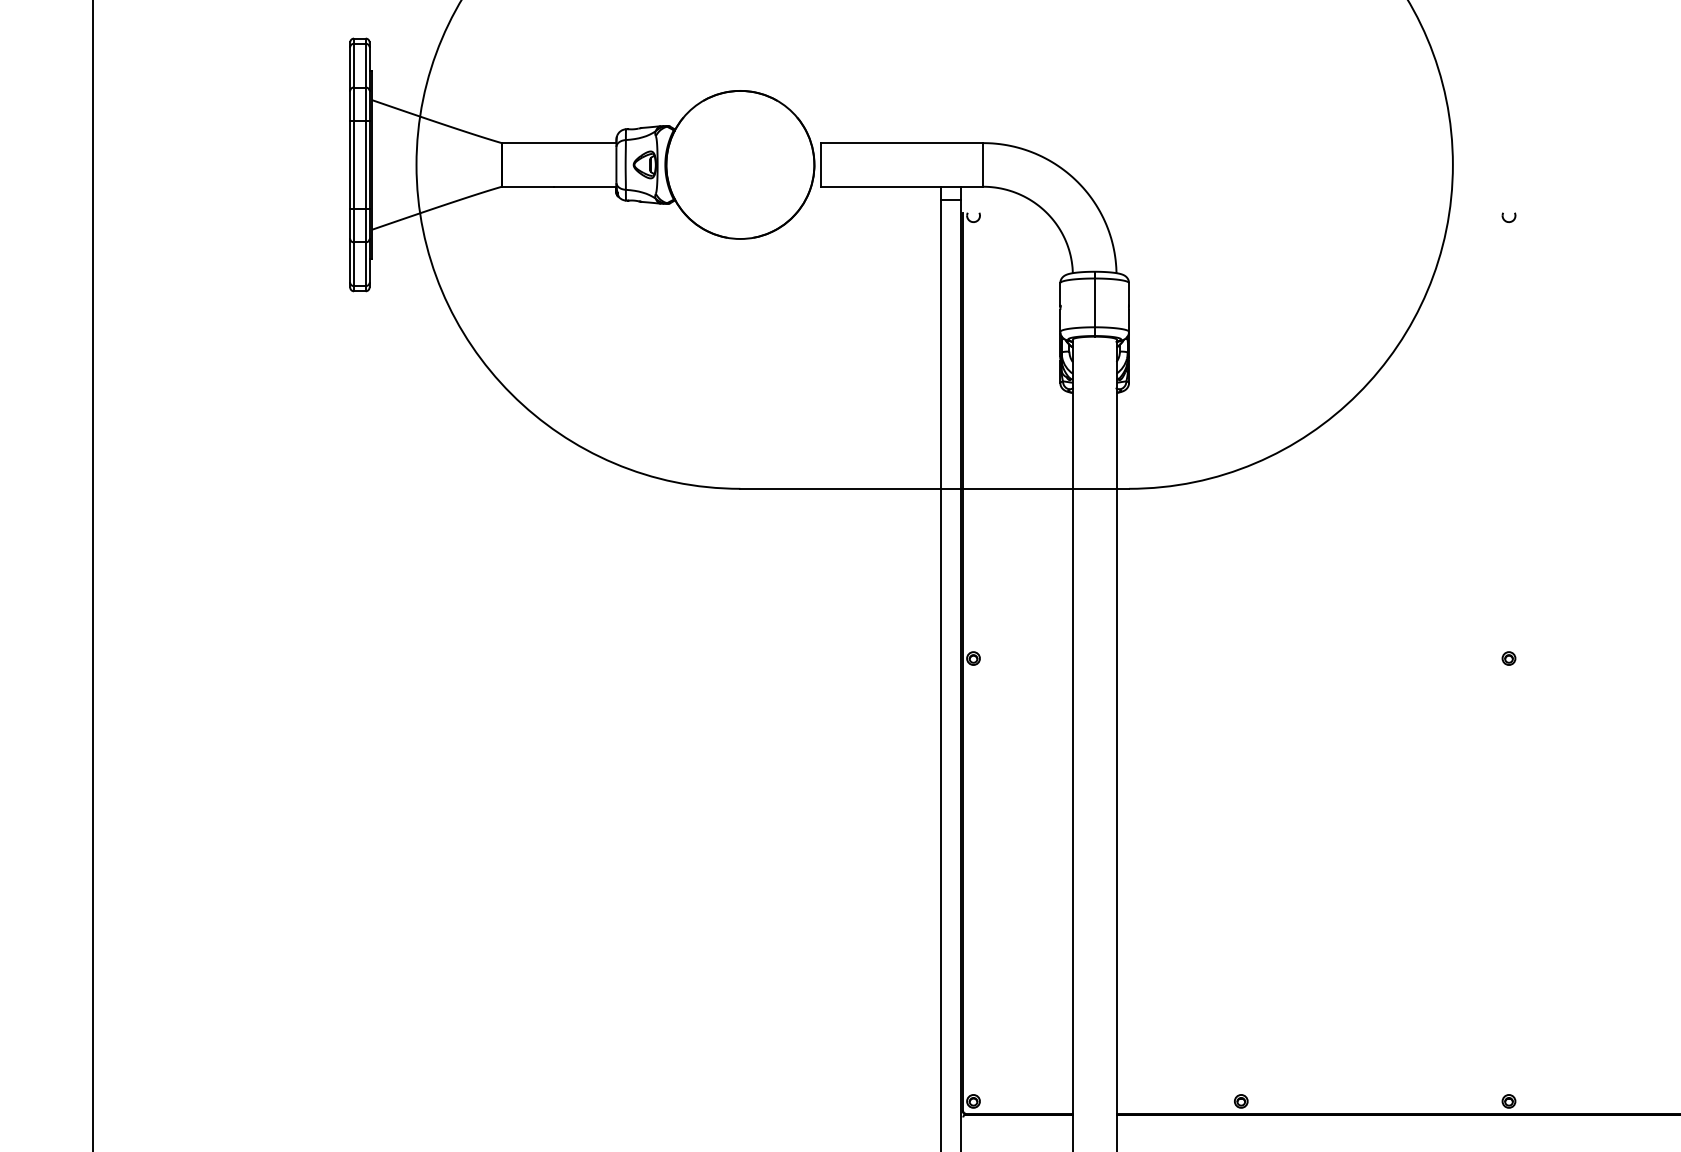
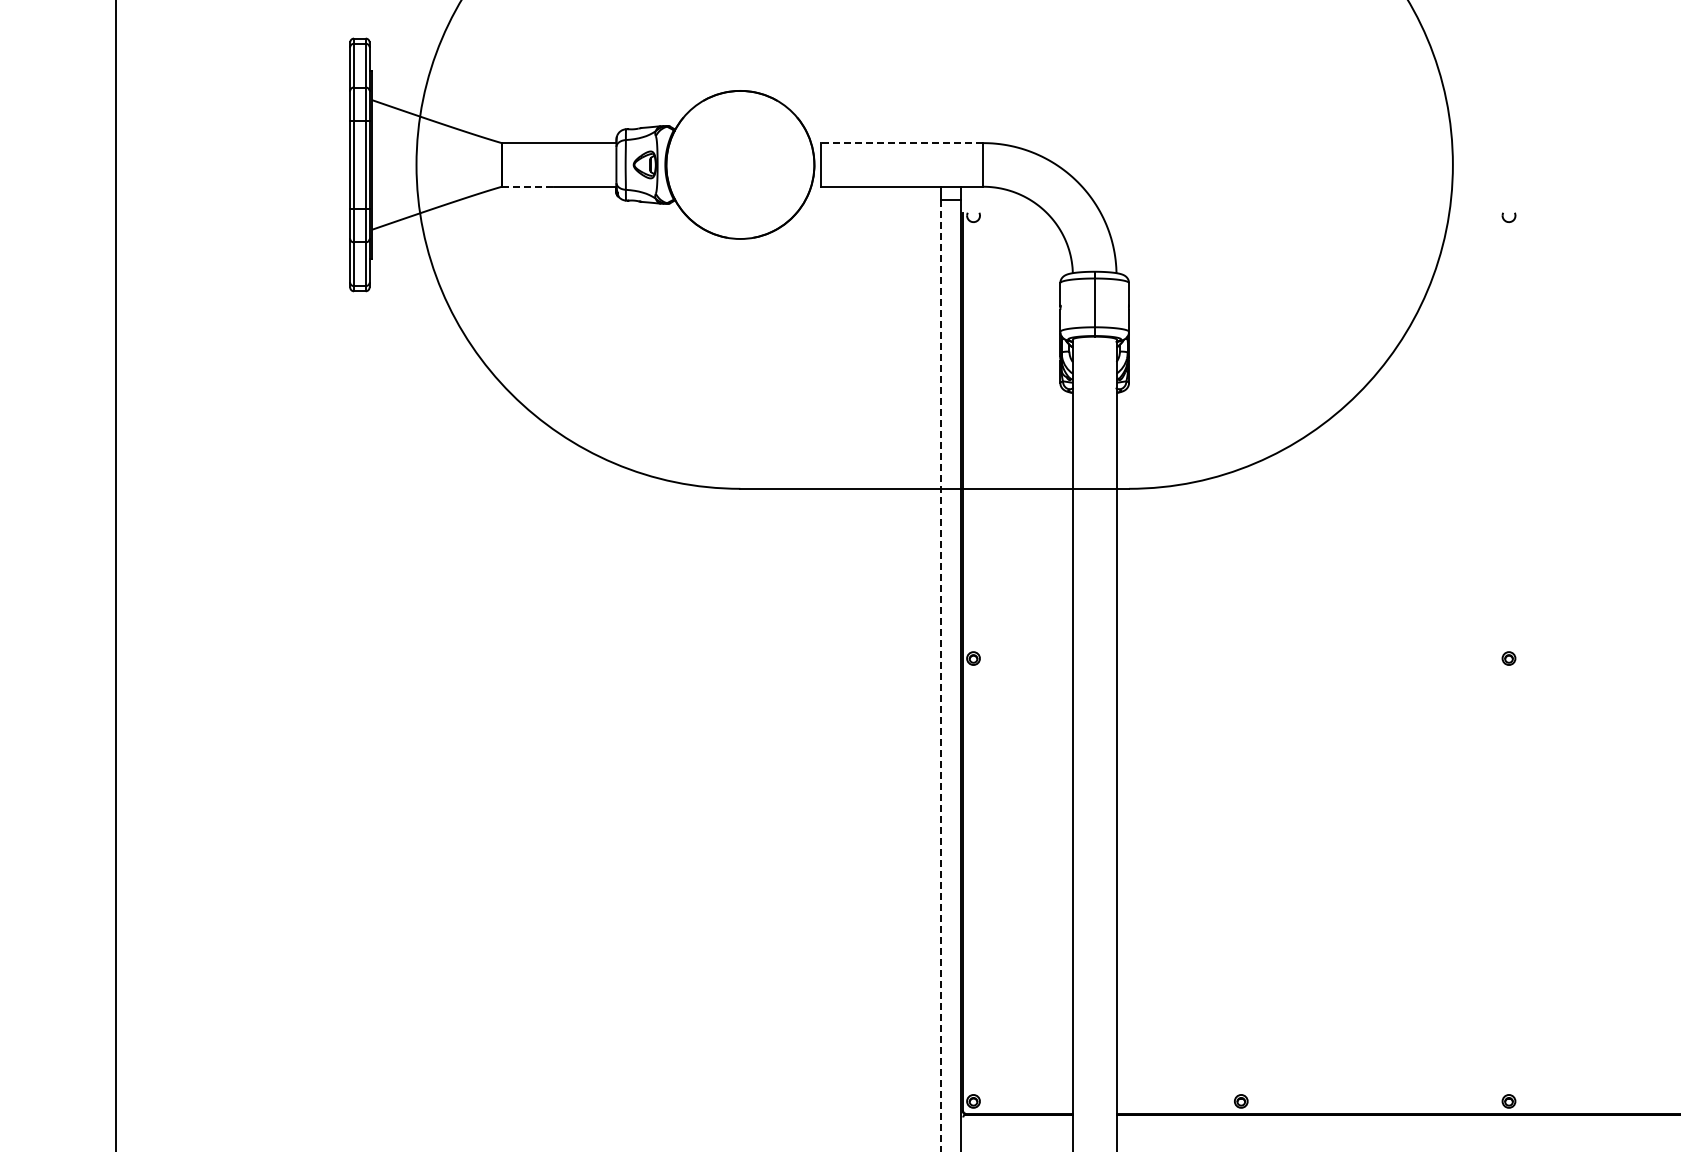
line: solid -> dashed (901, 143)
line: solid -> dashed (527, 186)
line position: (92, 575) -> (115, 575) (115, 575)
line: solid -> dashed (941, 675)
